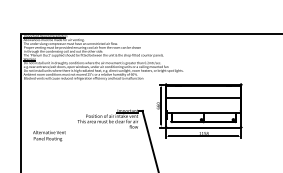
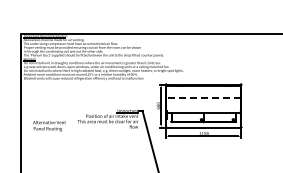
line: solid -> dashed (203, 98)
text position: (49, 135) -> (49, 125) (49, 125)
